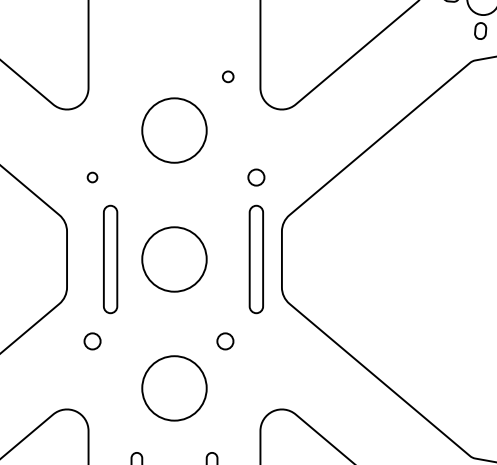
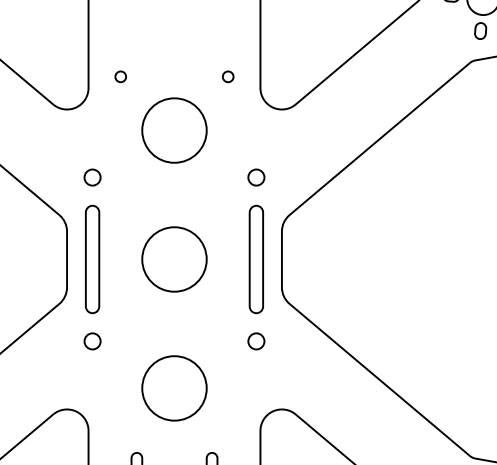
circle: none -> present (120, 76)
circle size: 13x13 px -> 19x19 px (92, 177)
part position: (110, 259) -> (92, 259) (92, 259)
circle position: (225, 341) -> (256, 341) (256, 341)
